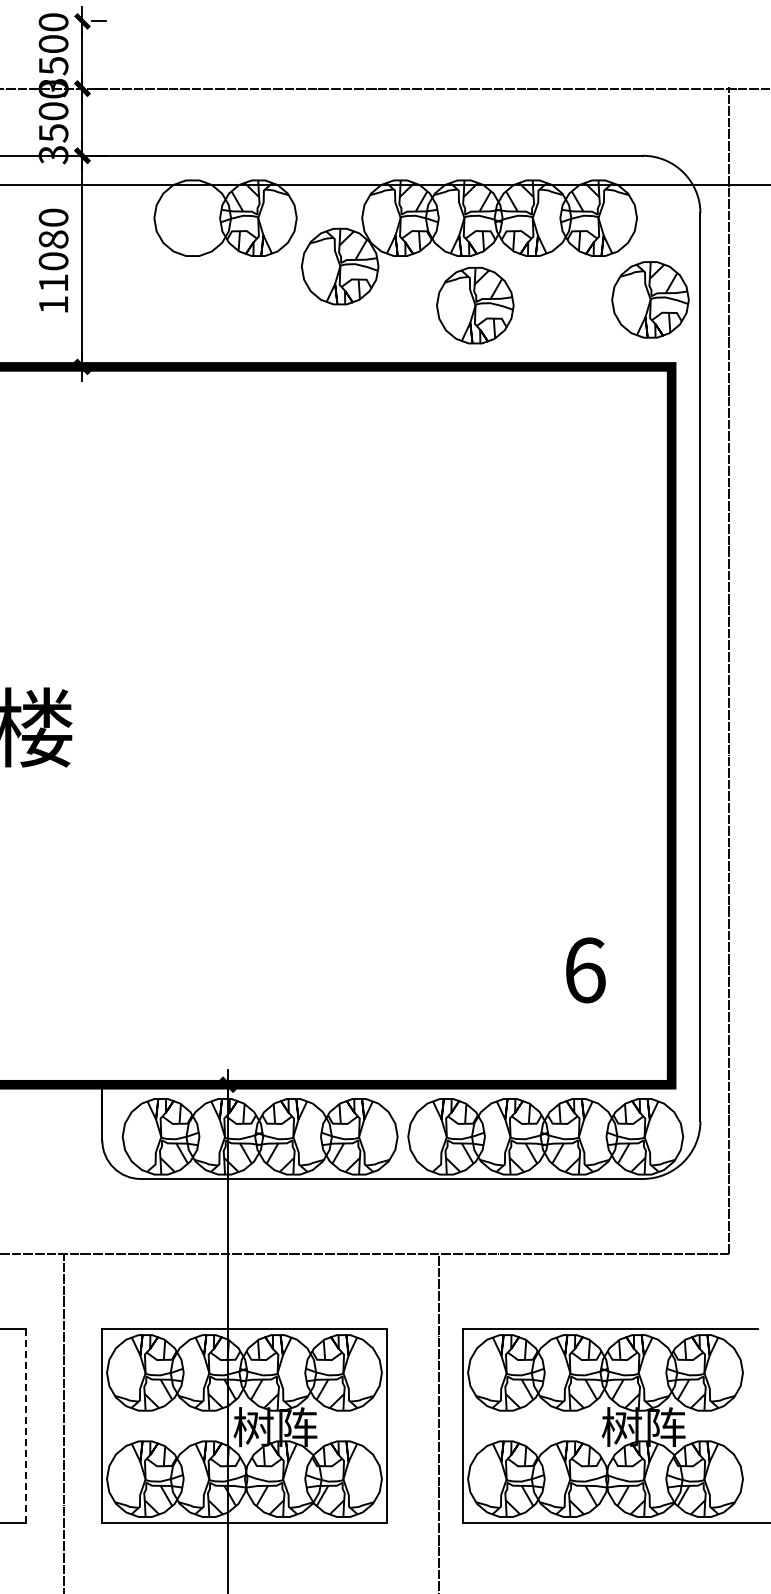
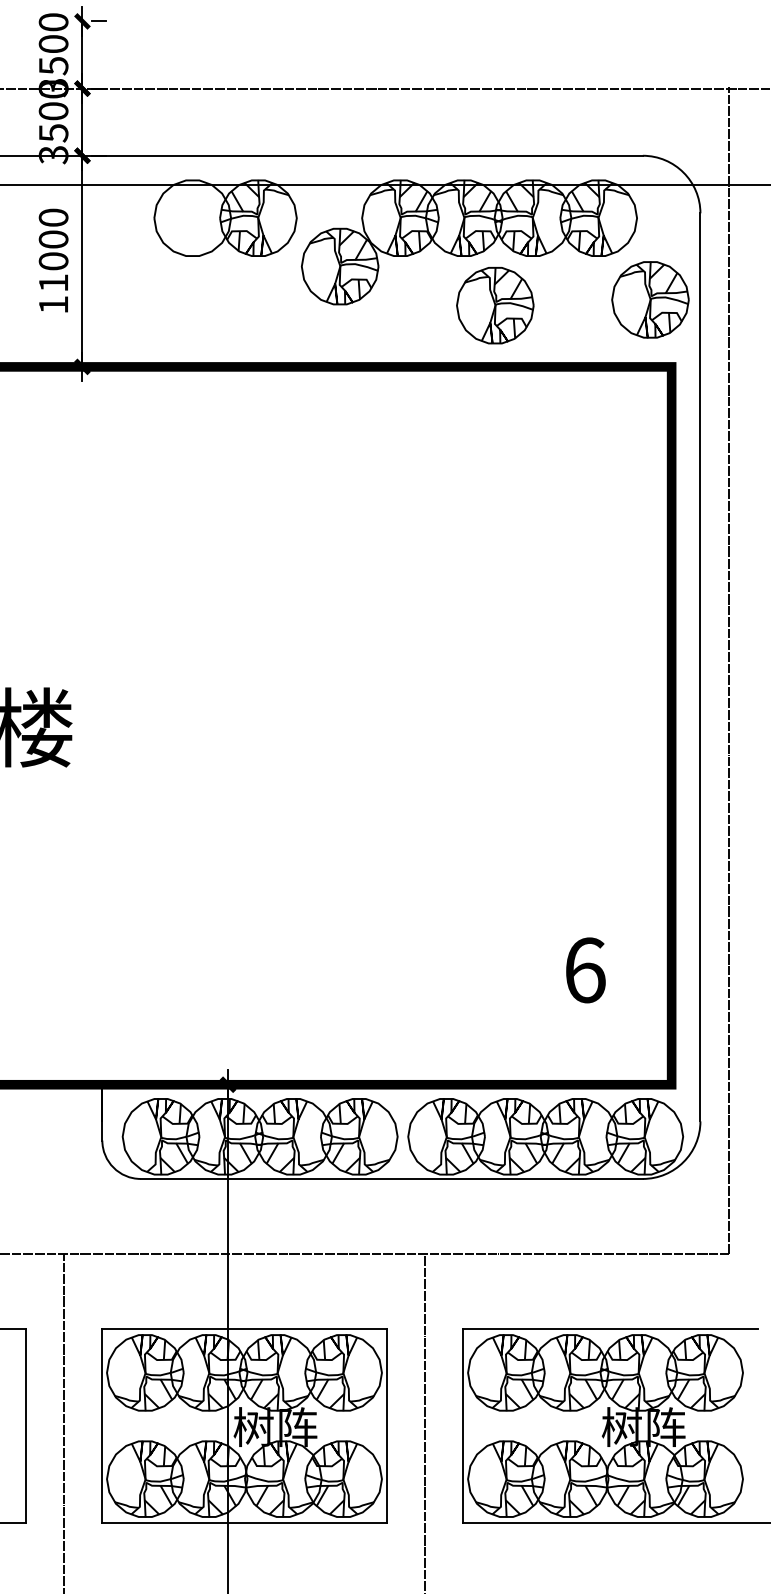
text: 11080 -> 11000 (53, 239)
part position: (475, 305) -> (495, 305) (495, 305)
line position: (439, 1421) -> (425, 1421) (425, 1421)
line: dashed -> solid (25, 1425)
